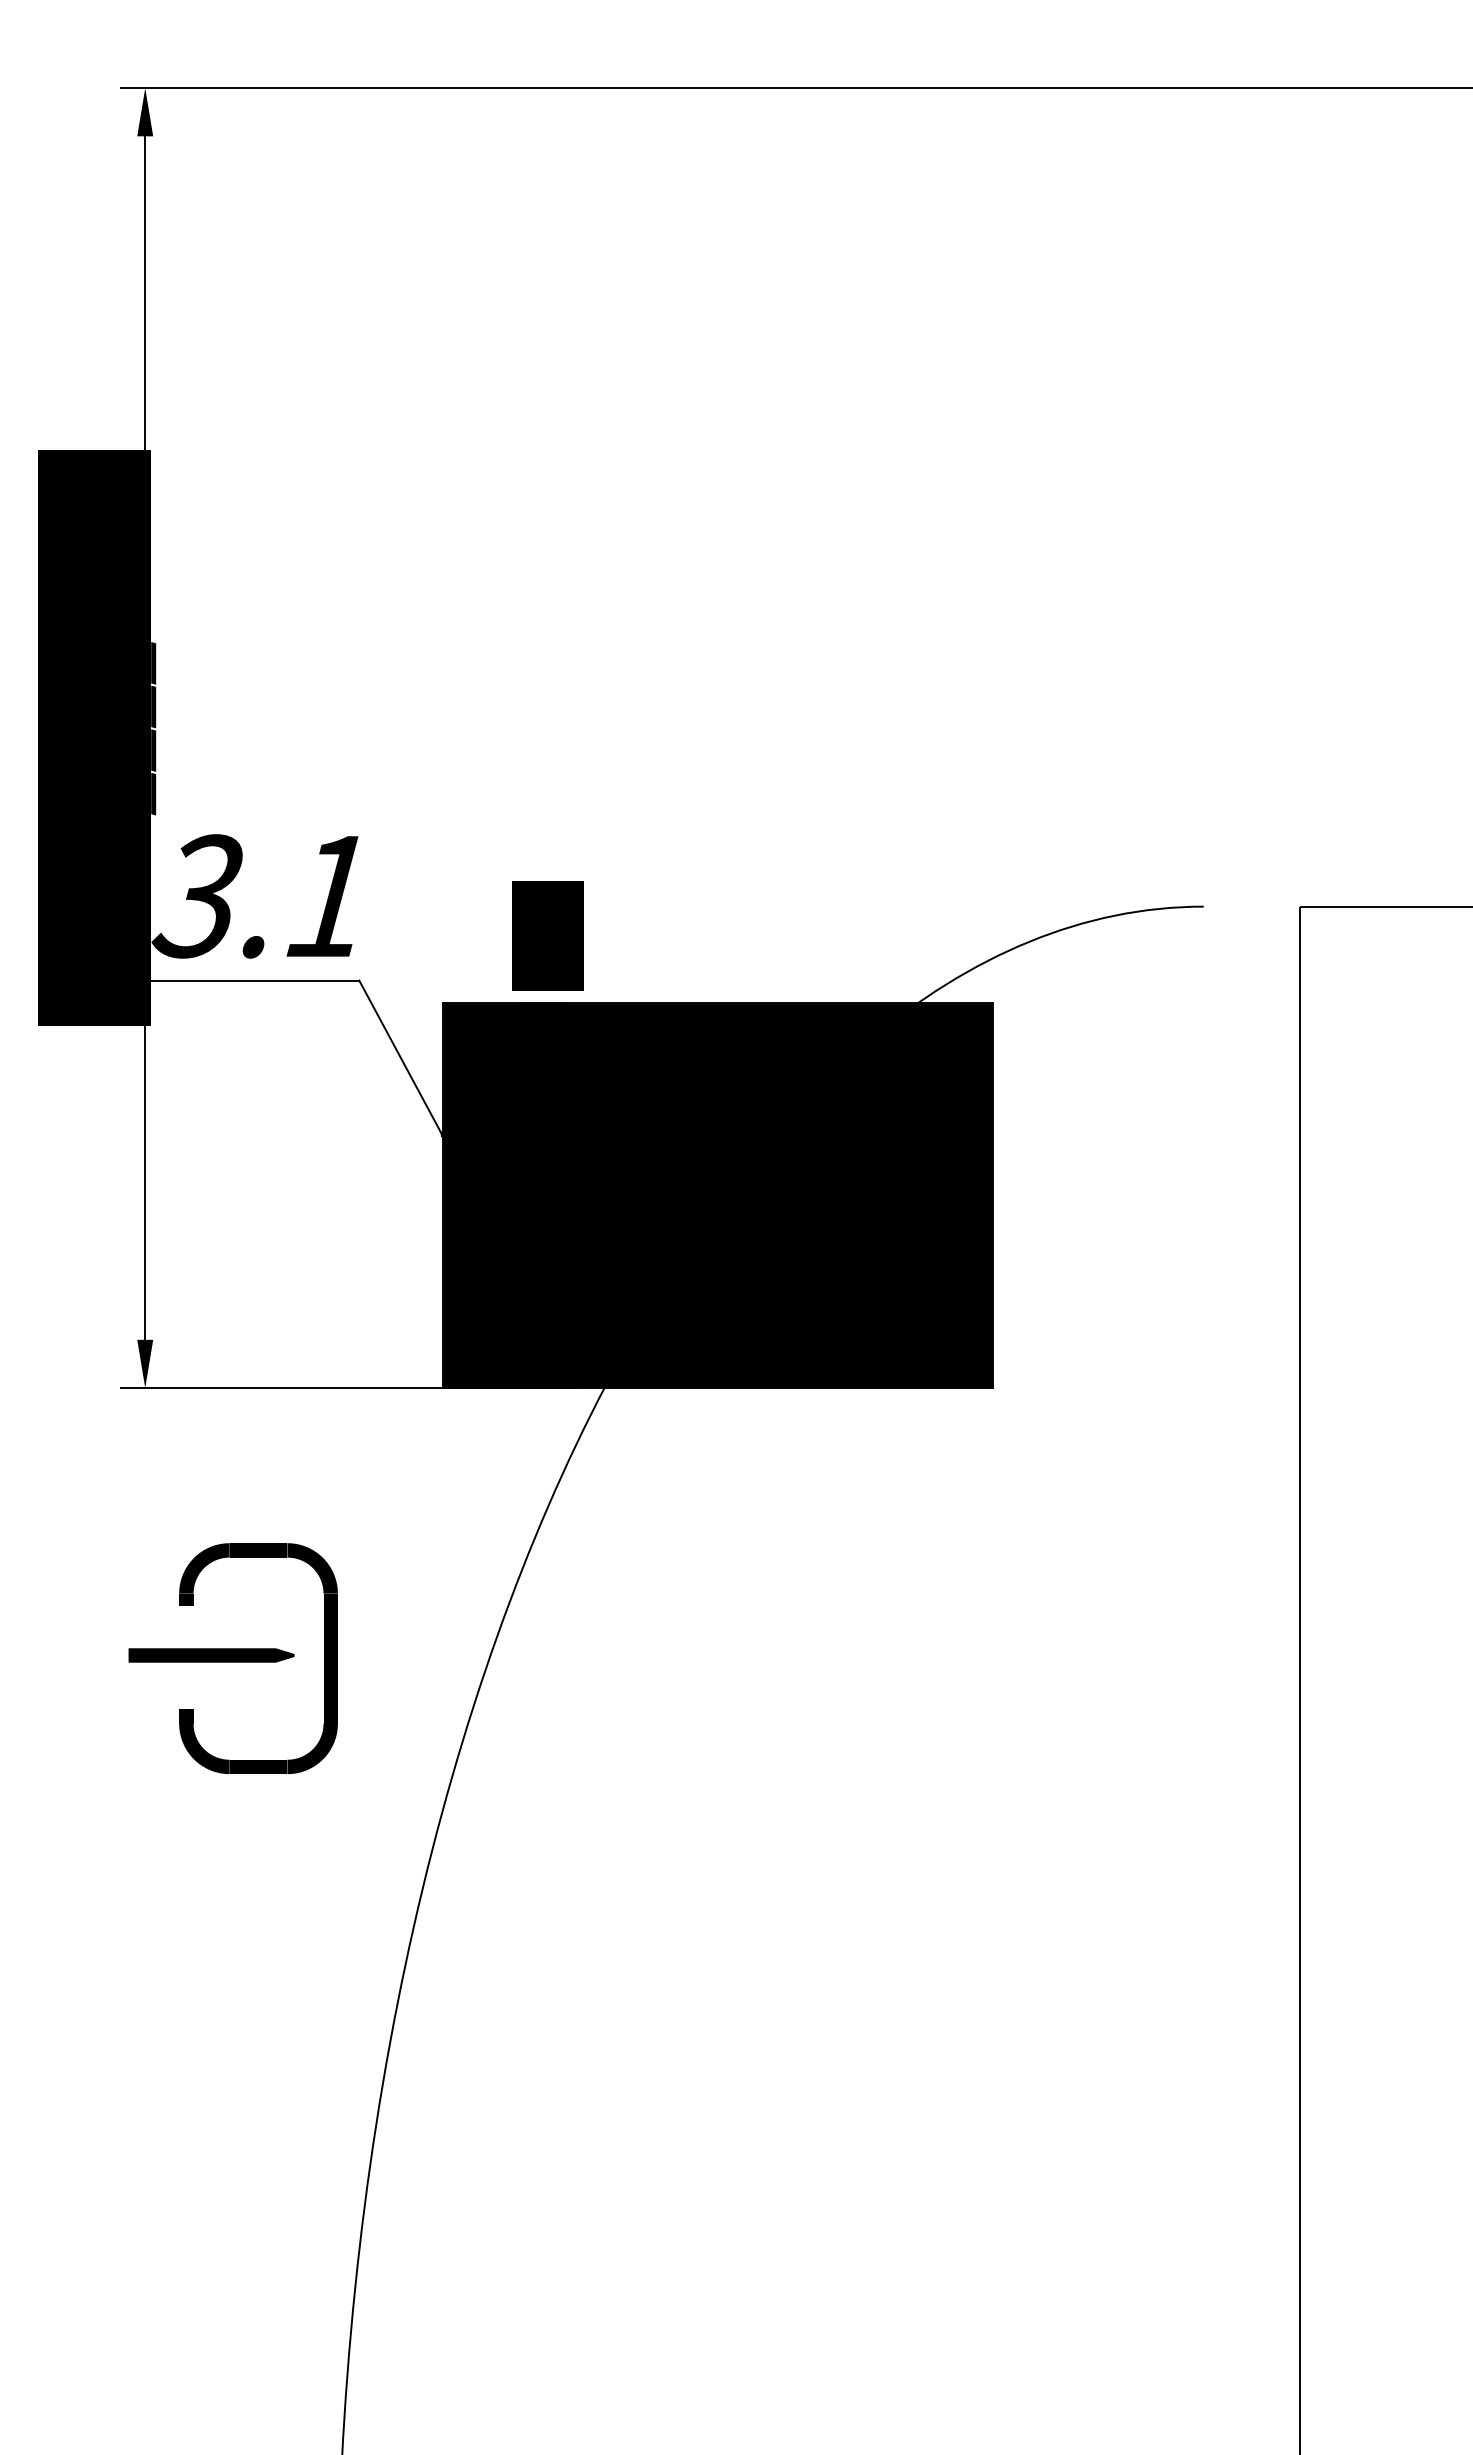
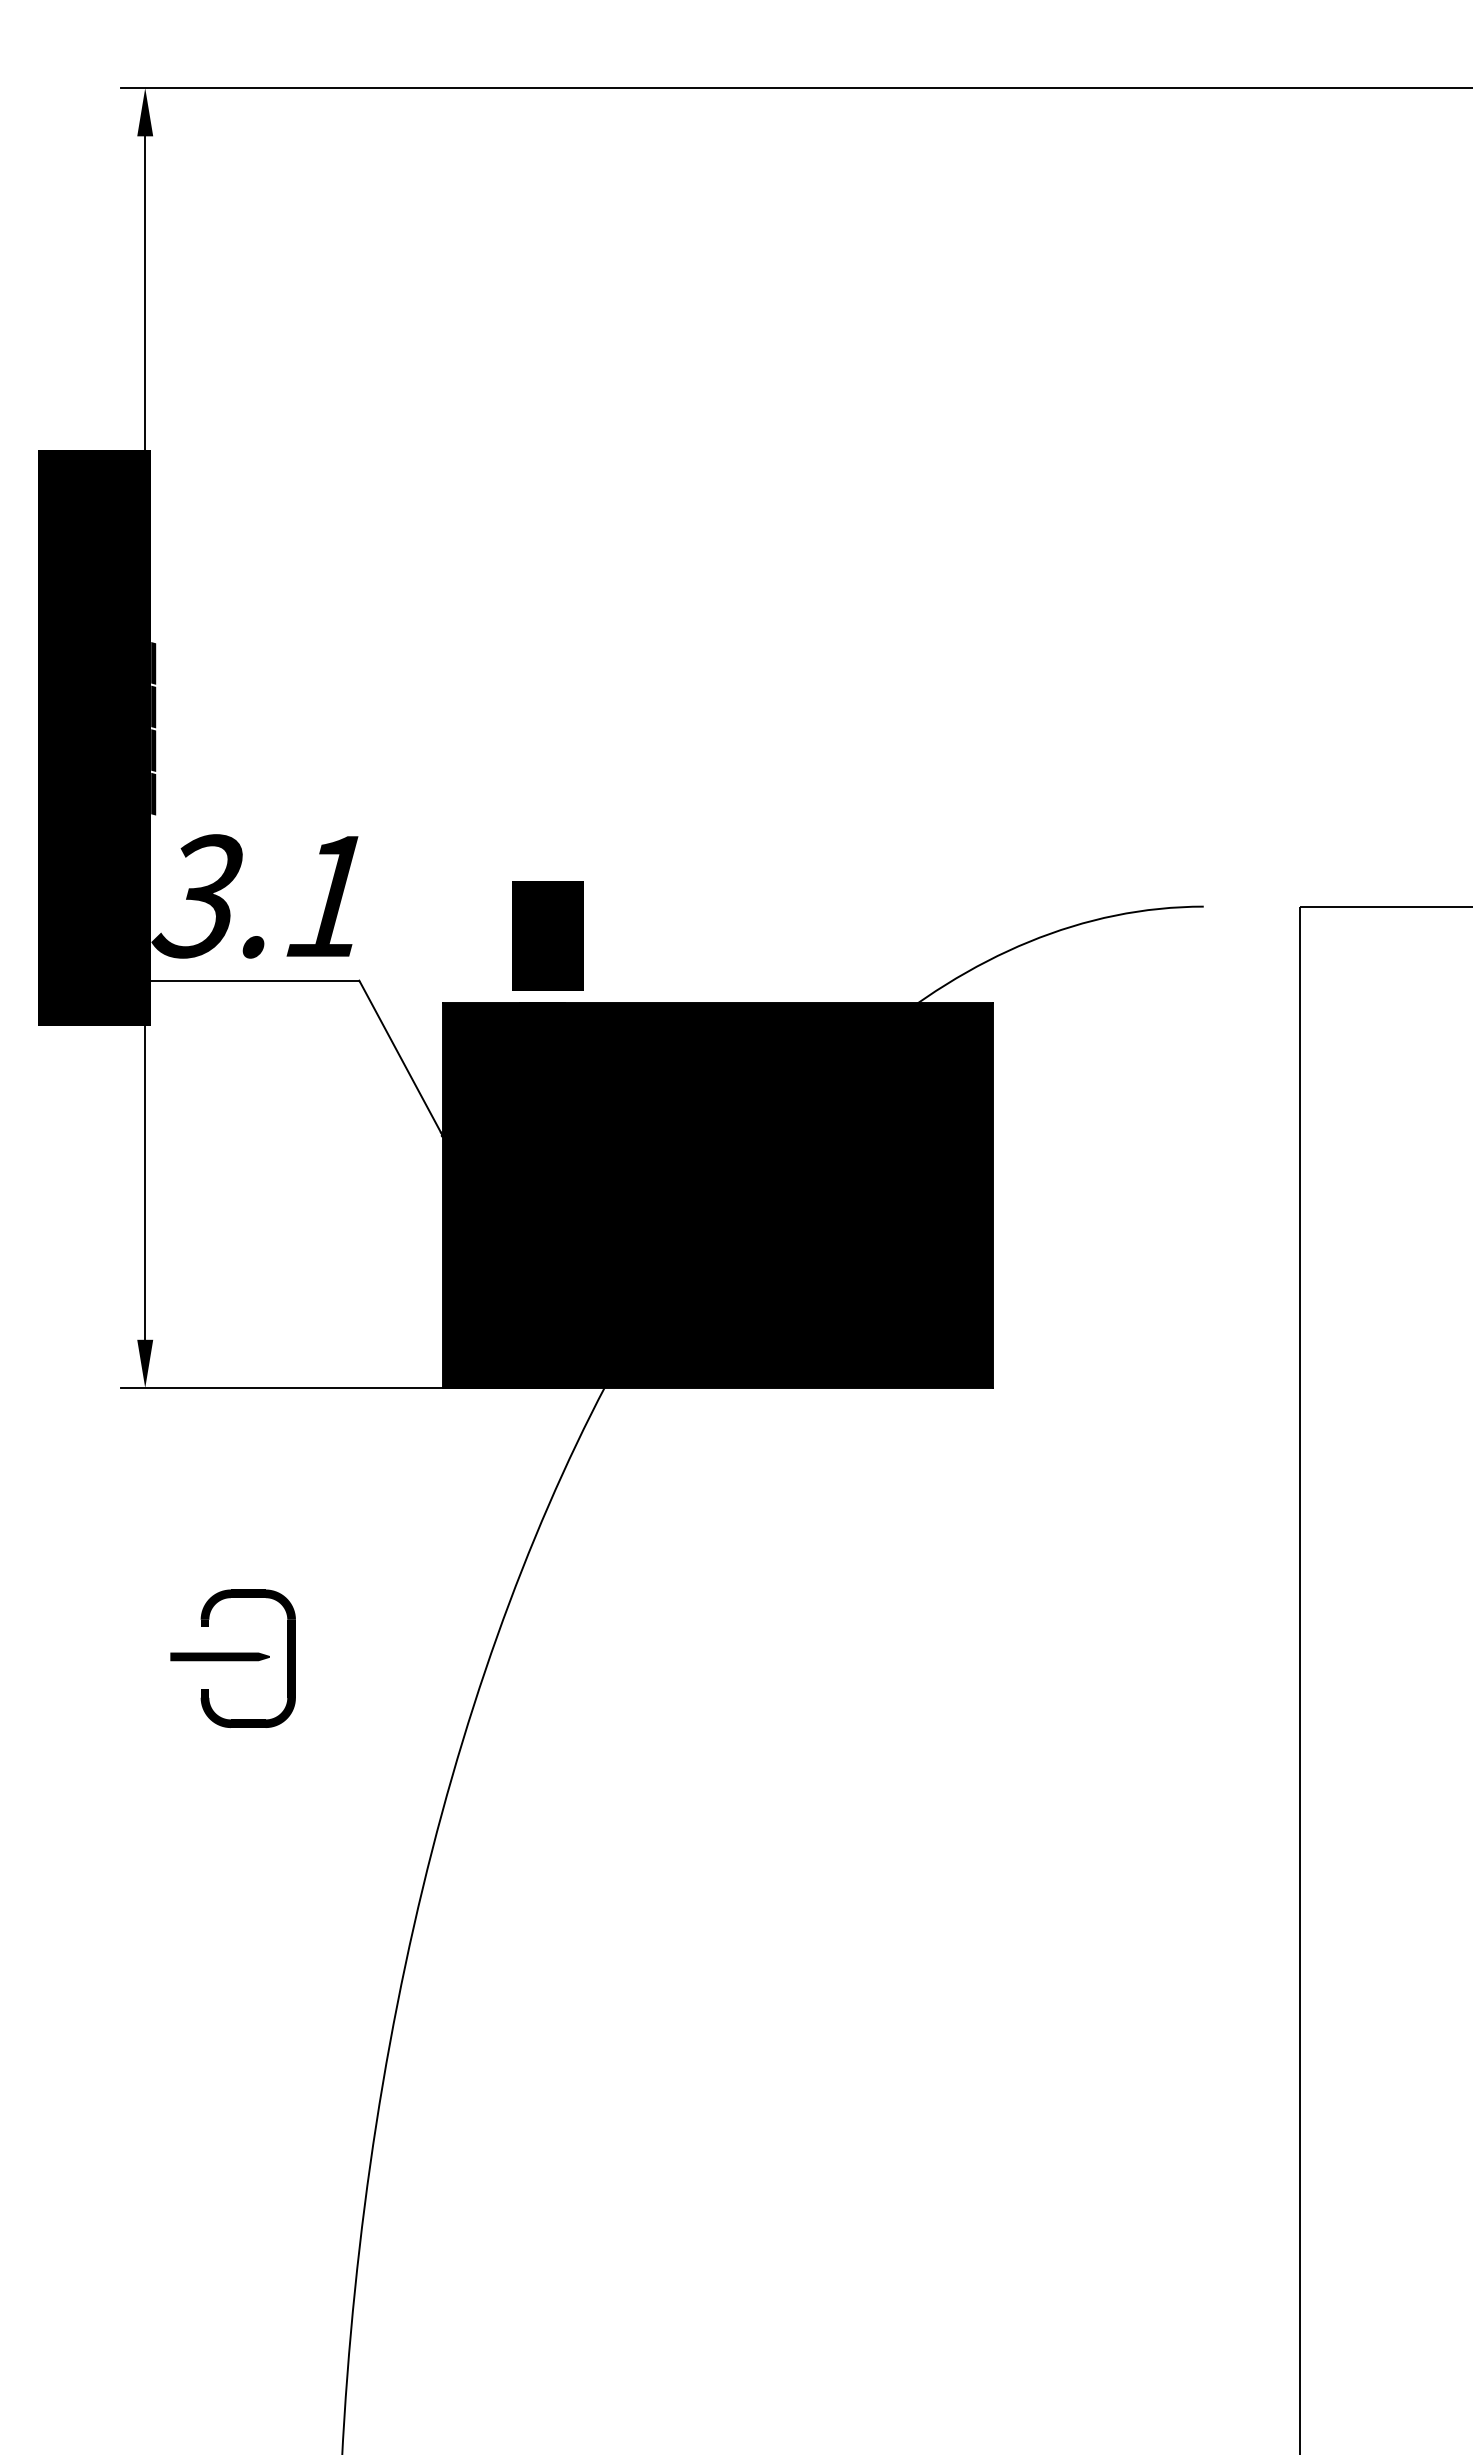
part size: 210x232 px -> 126x139 px (232, 1658)
